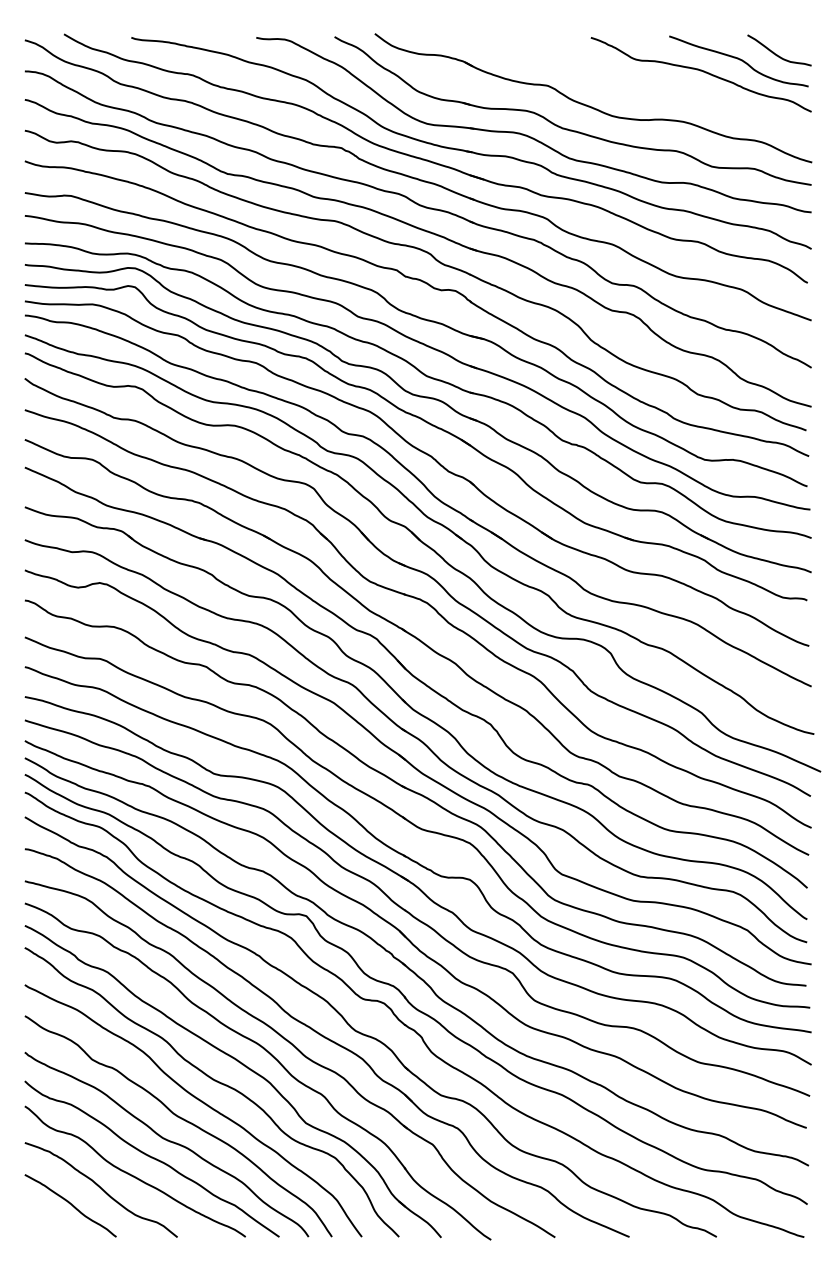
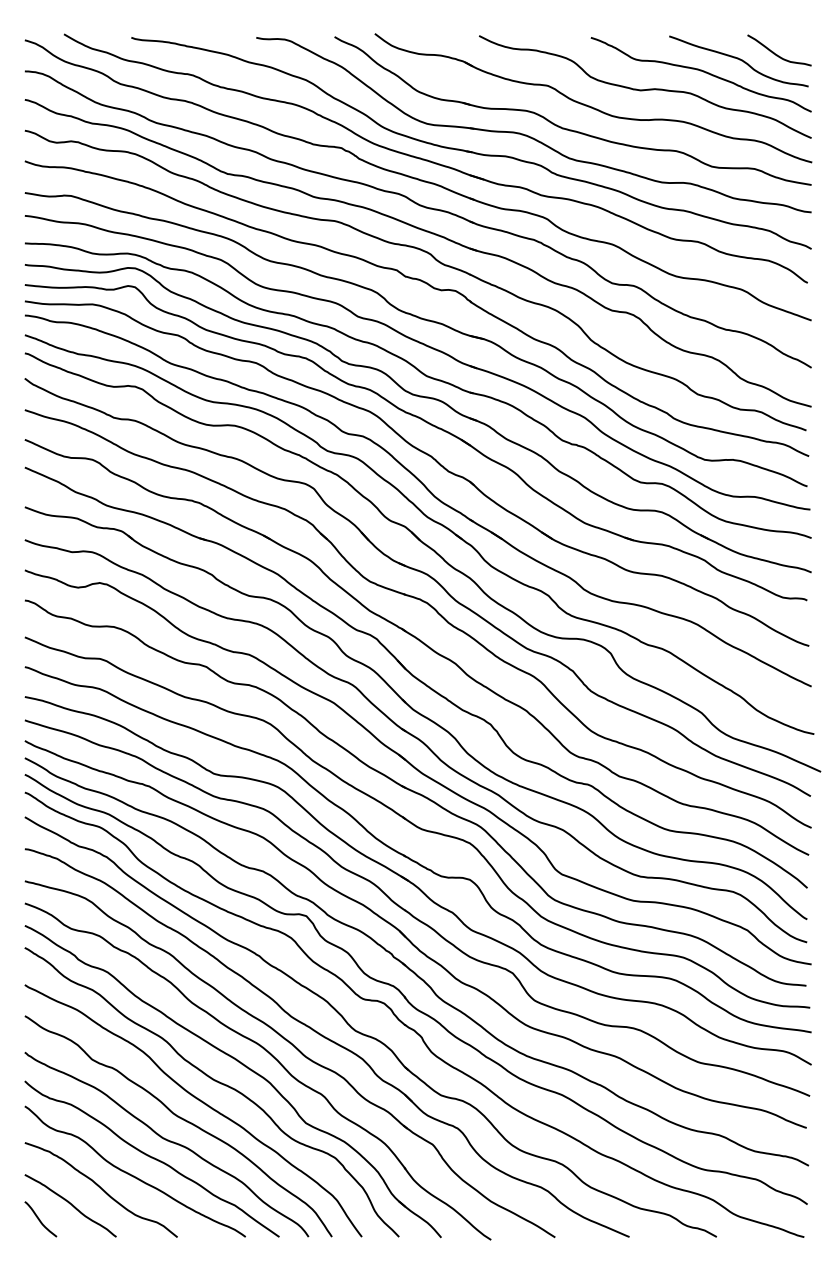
curve: none -> present (645, 89)
curve: none -> present (40, 1219)
